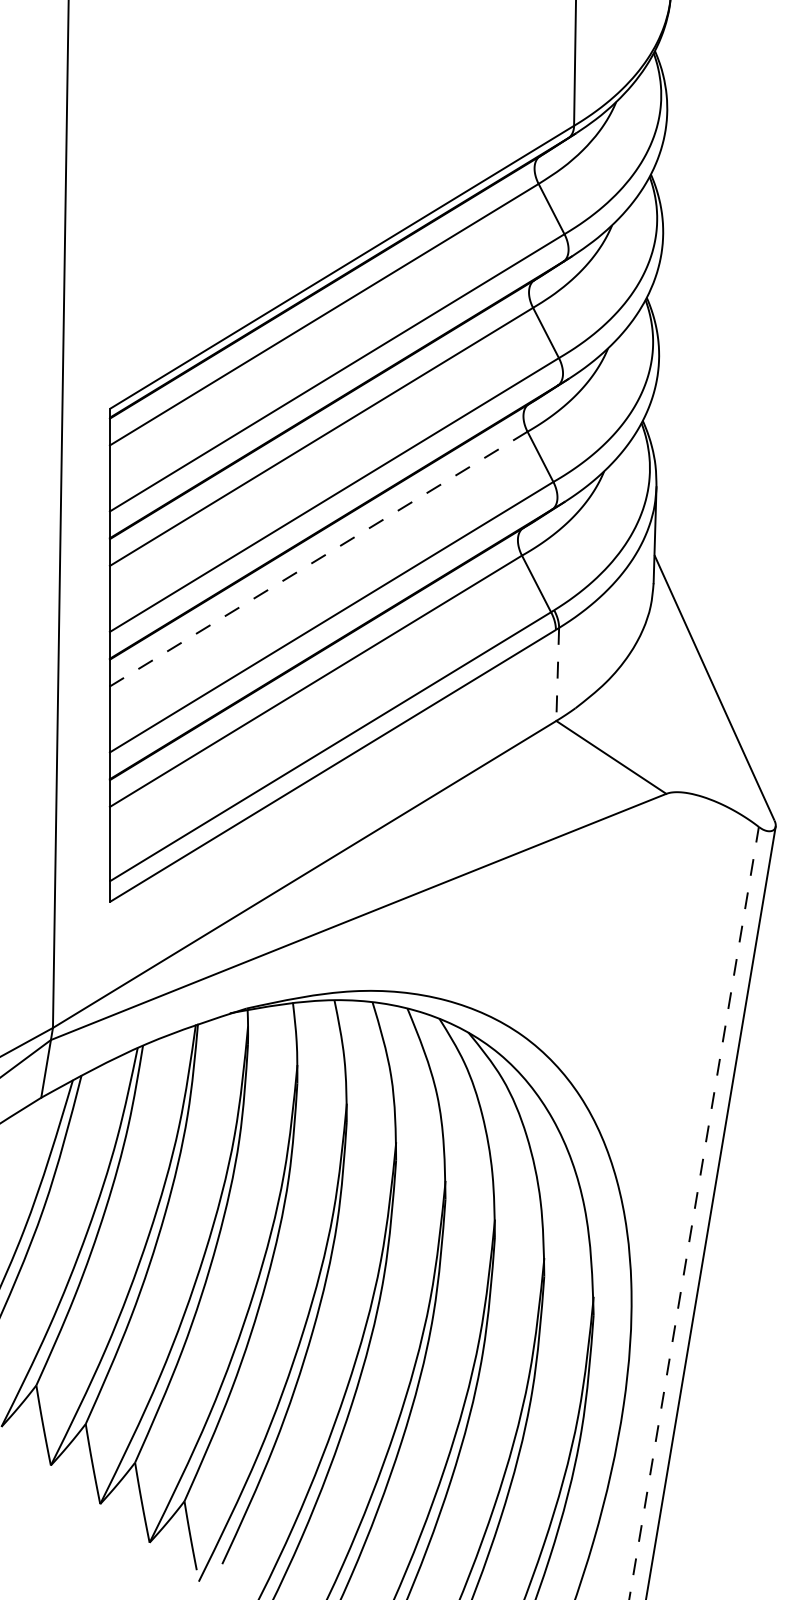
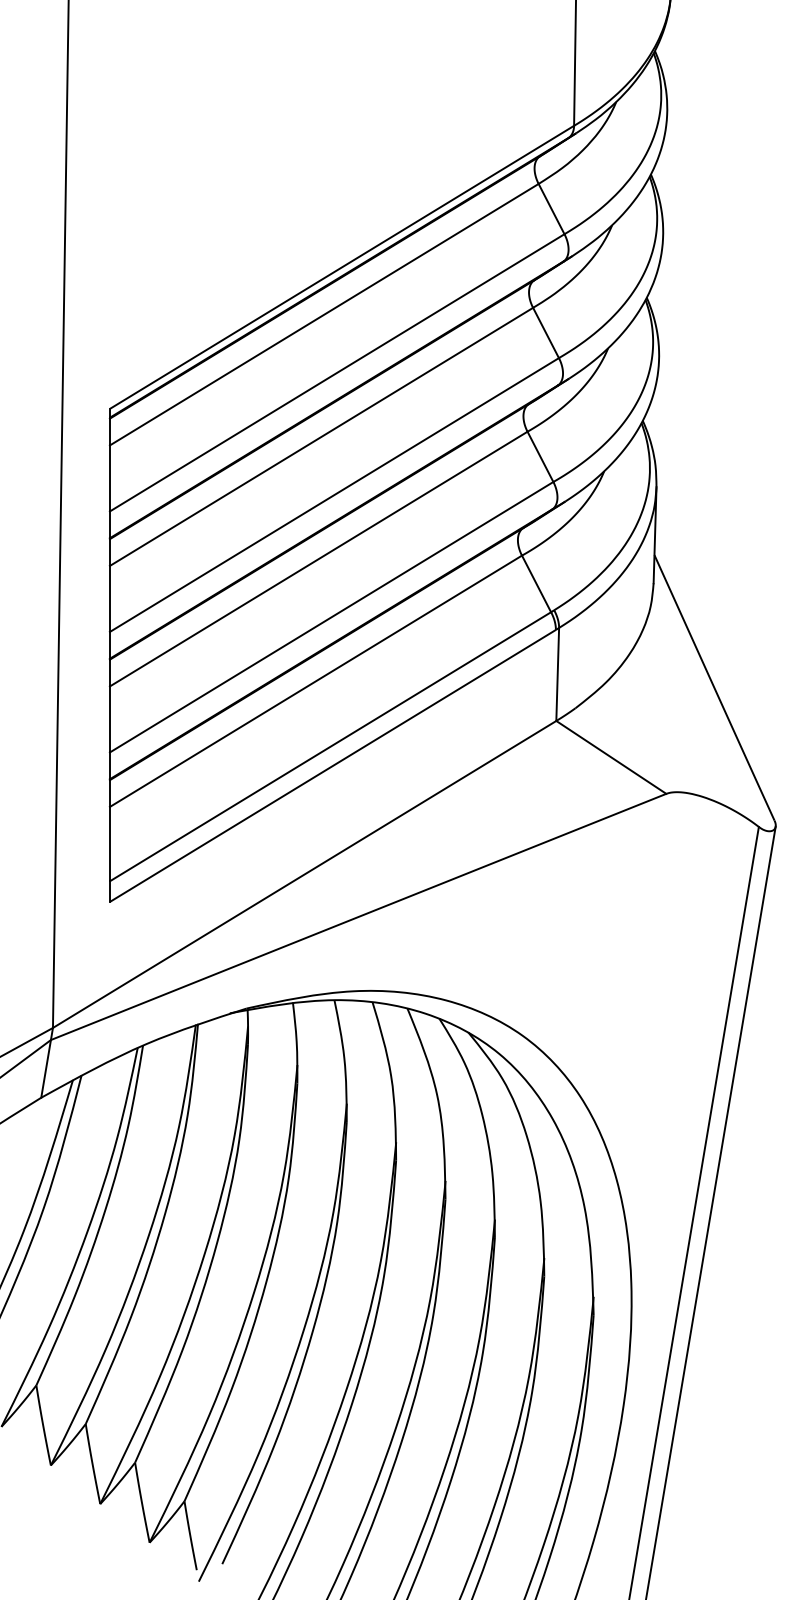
line: dashed -> solid (318, 559)
line: dashed -> solid (557, 674)
line: dashed -> solid (694, 1213)
